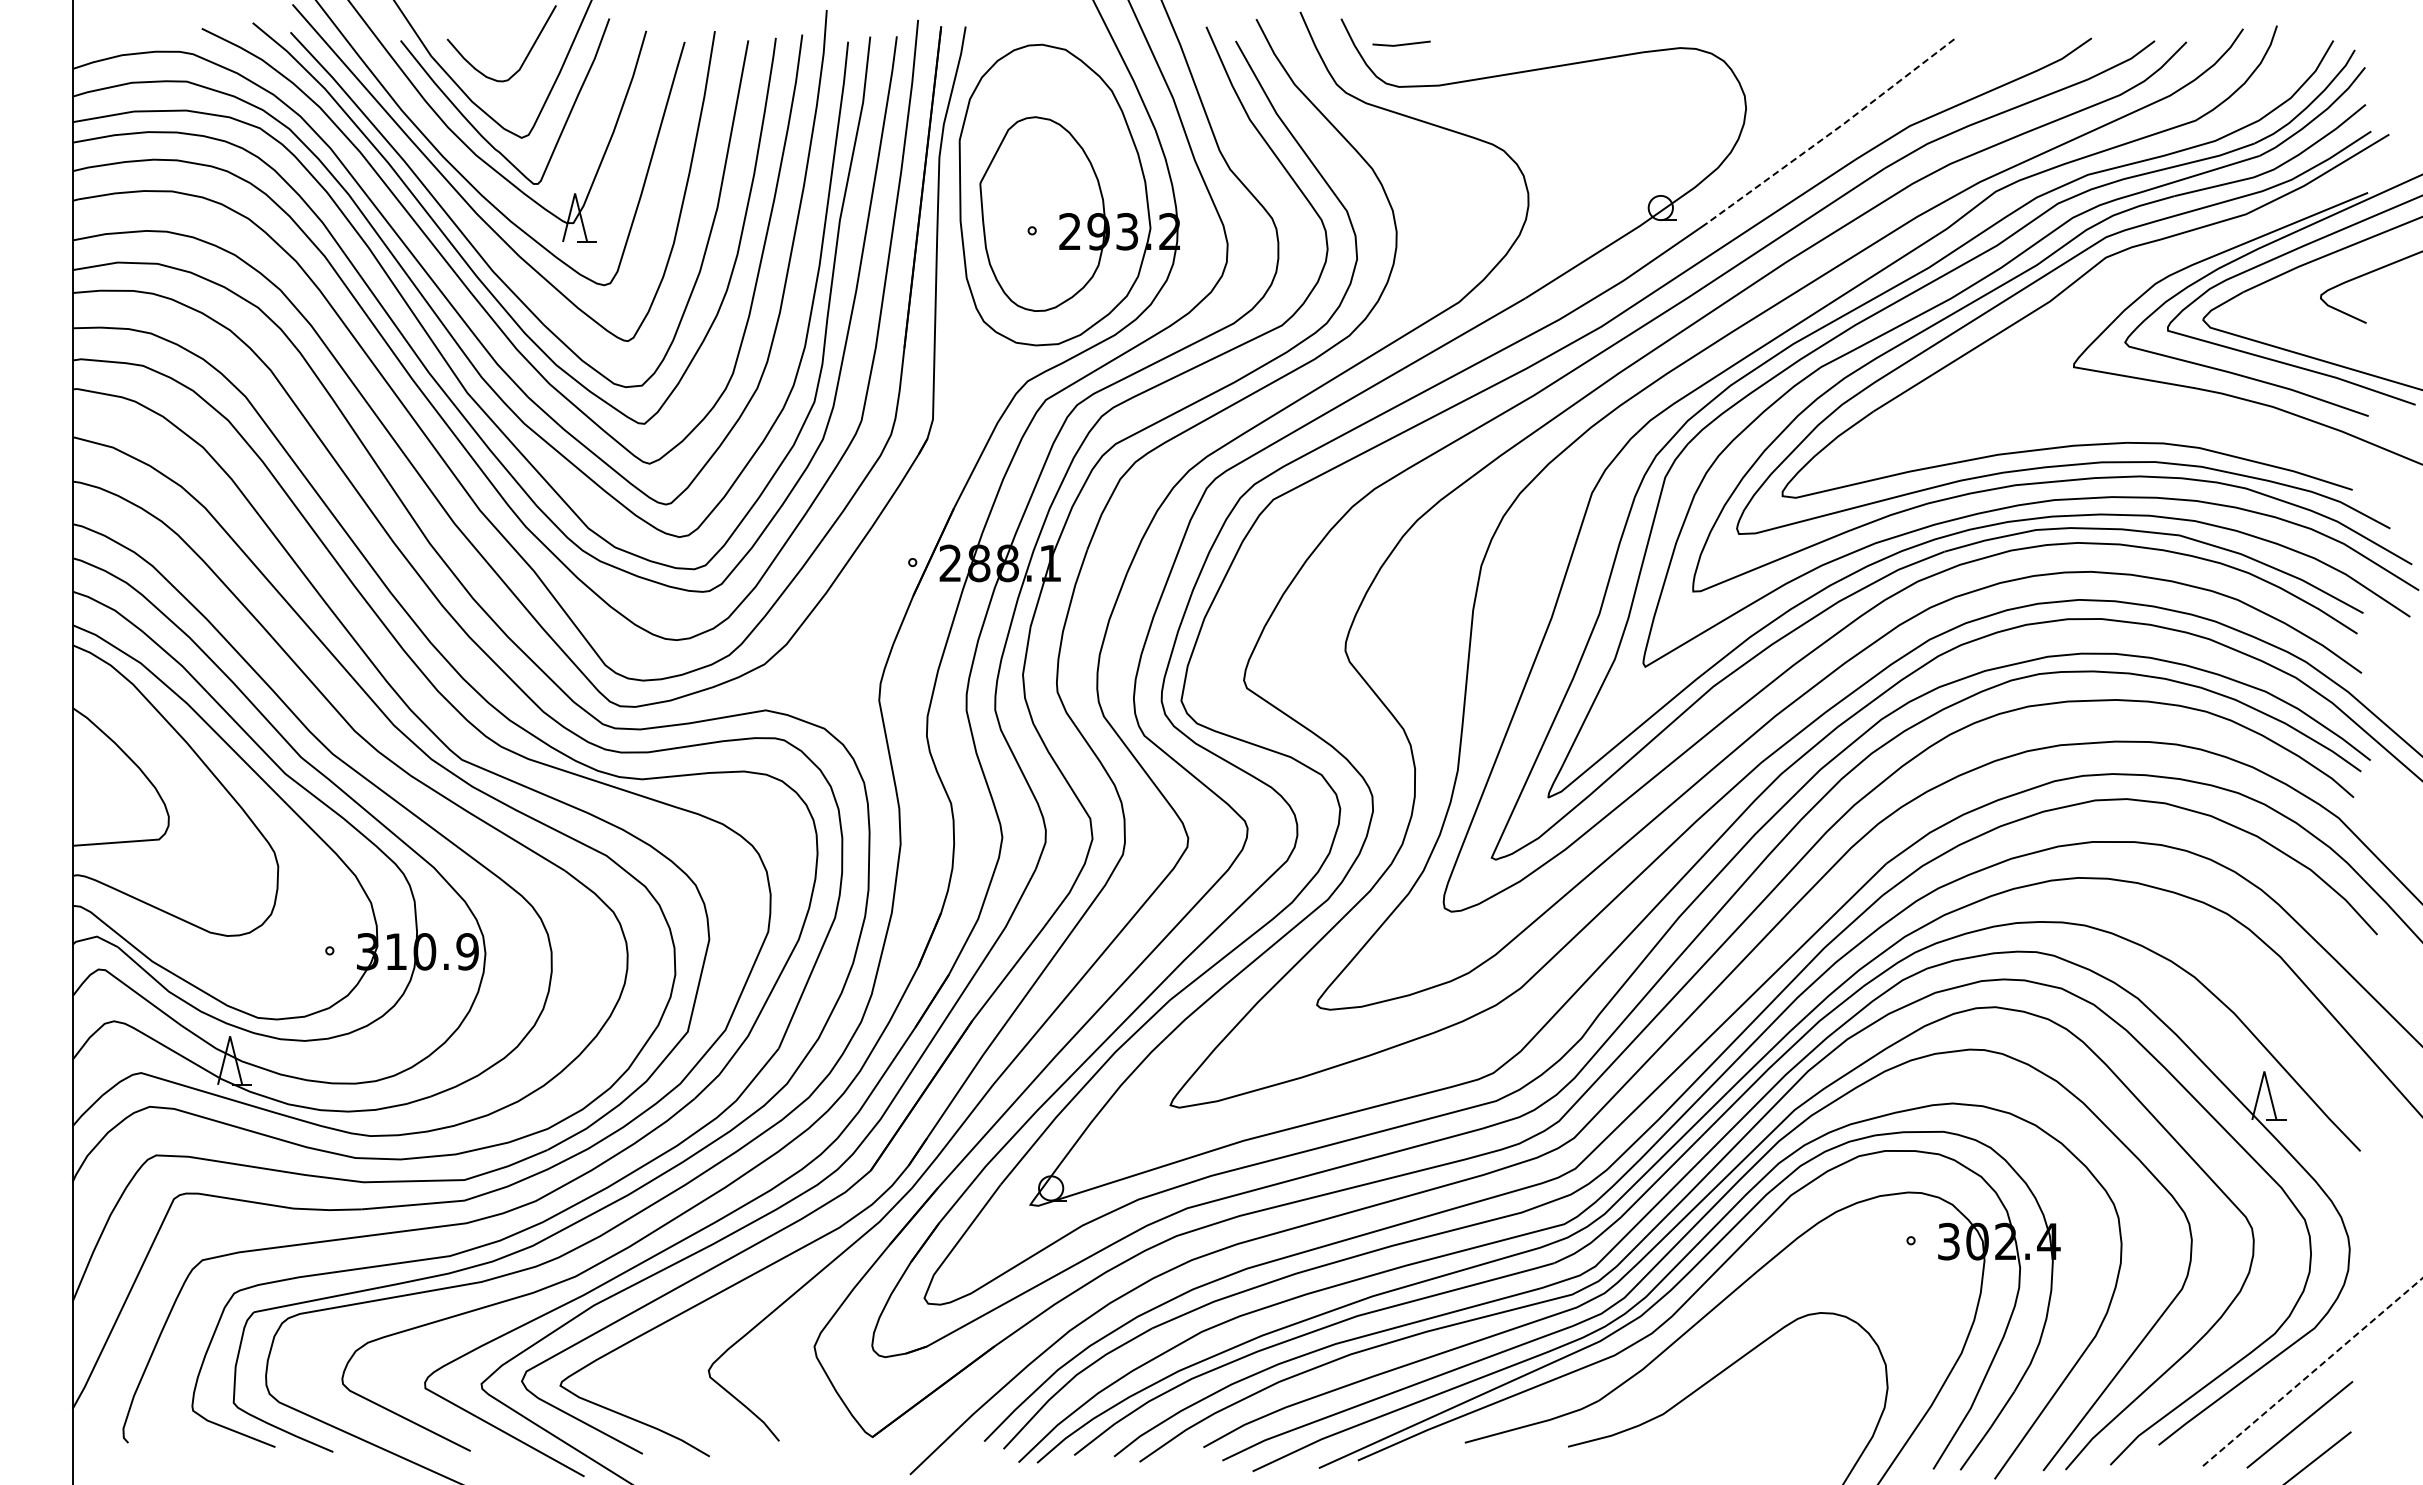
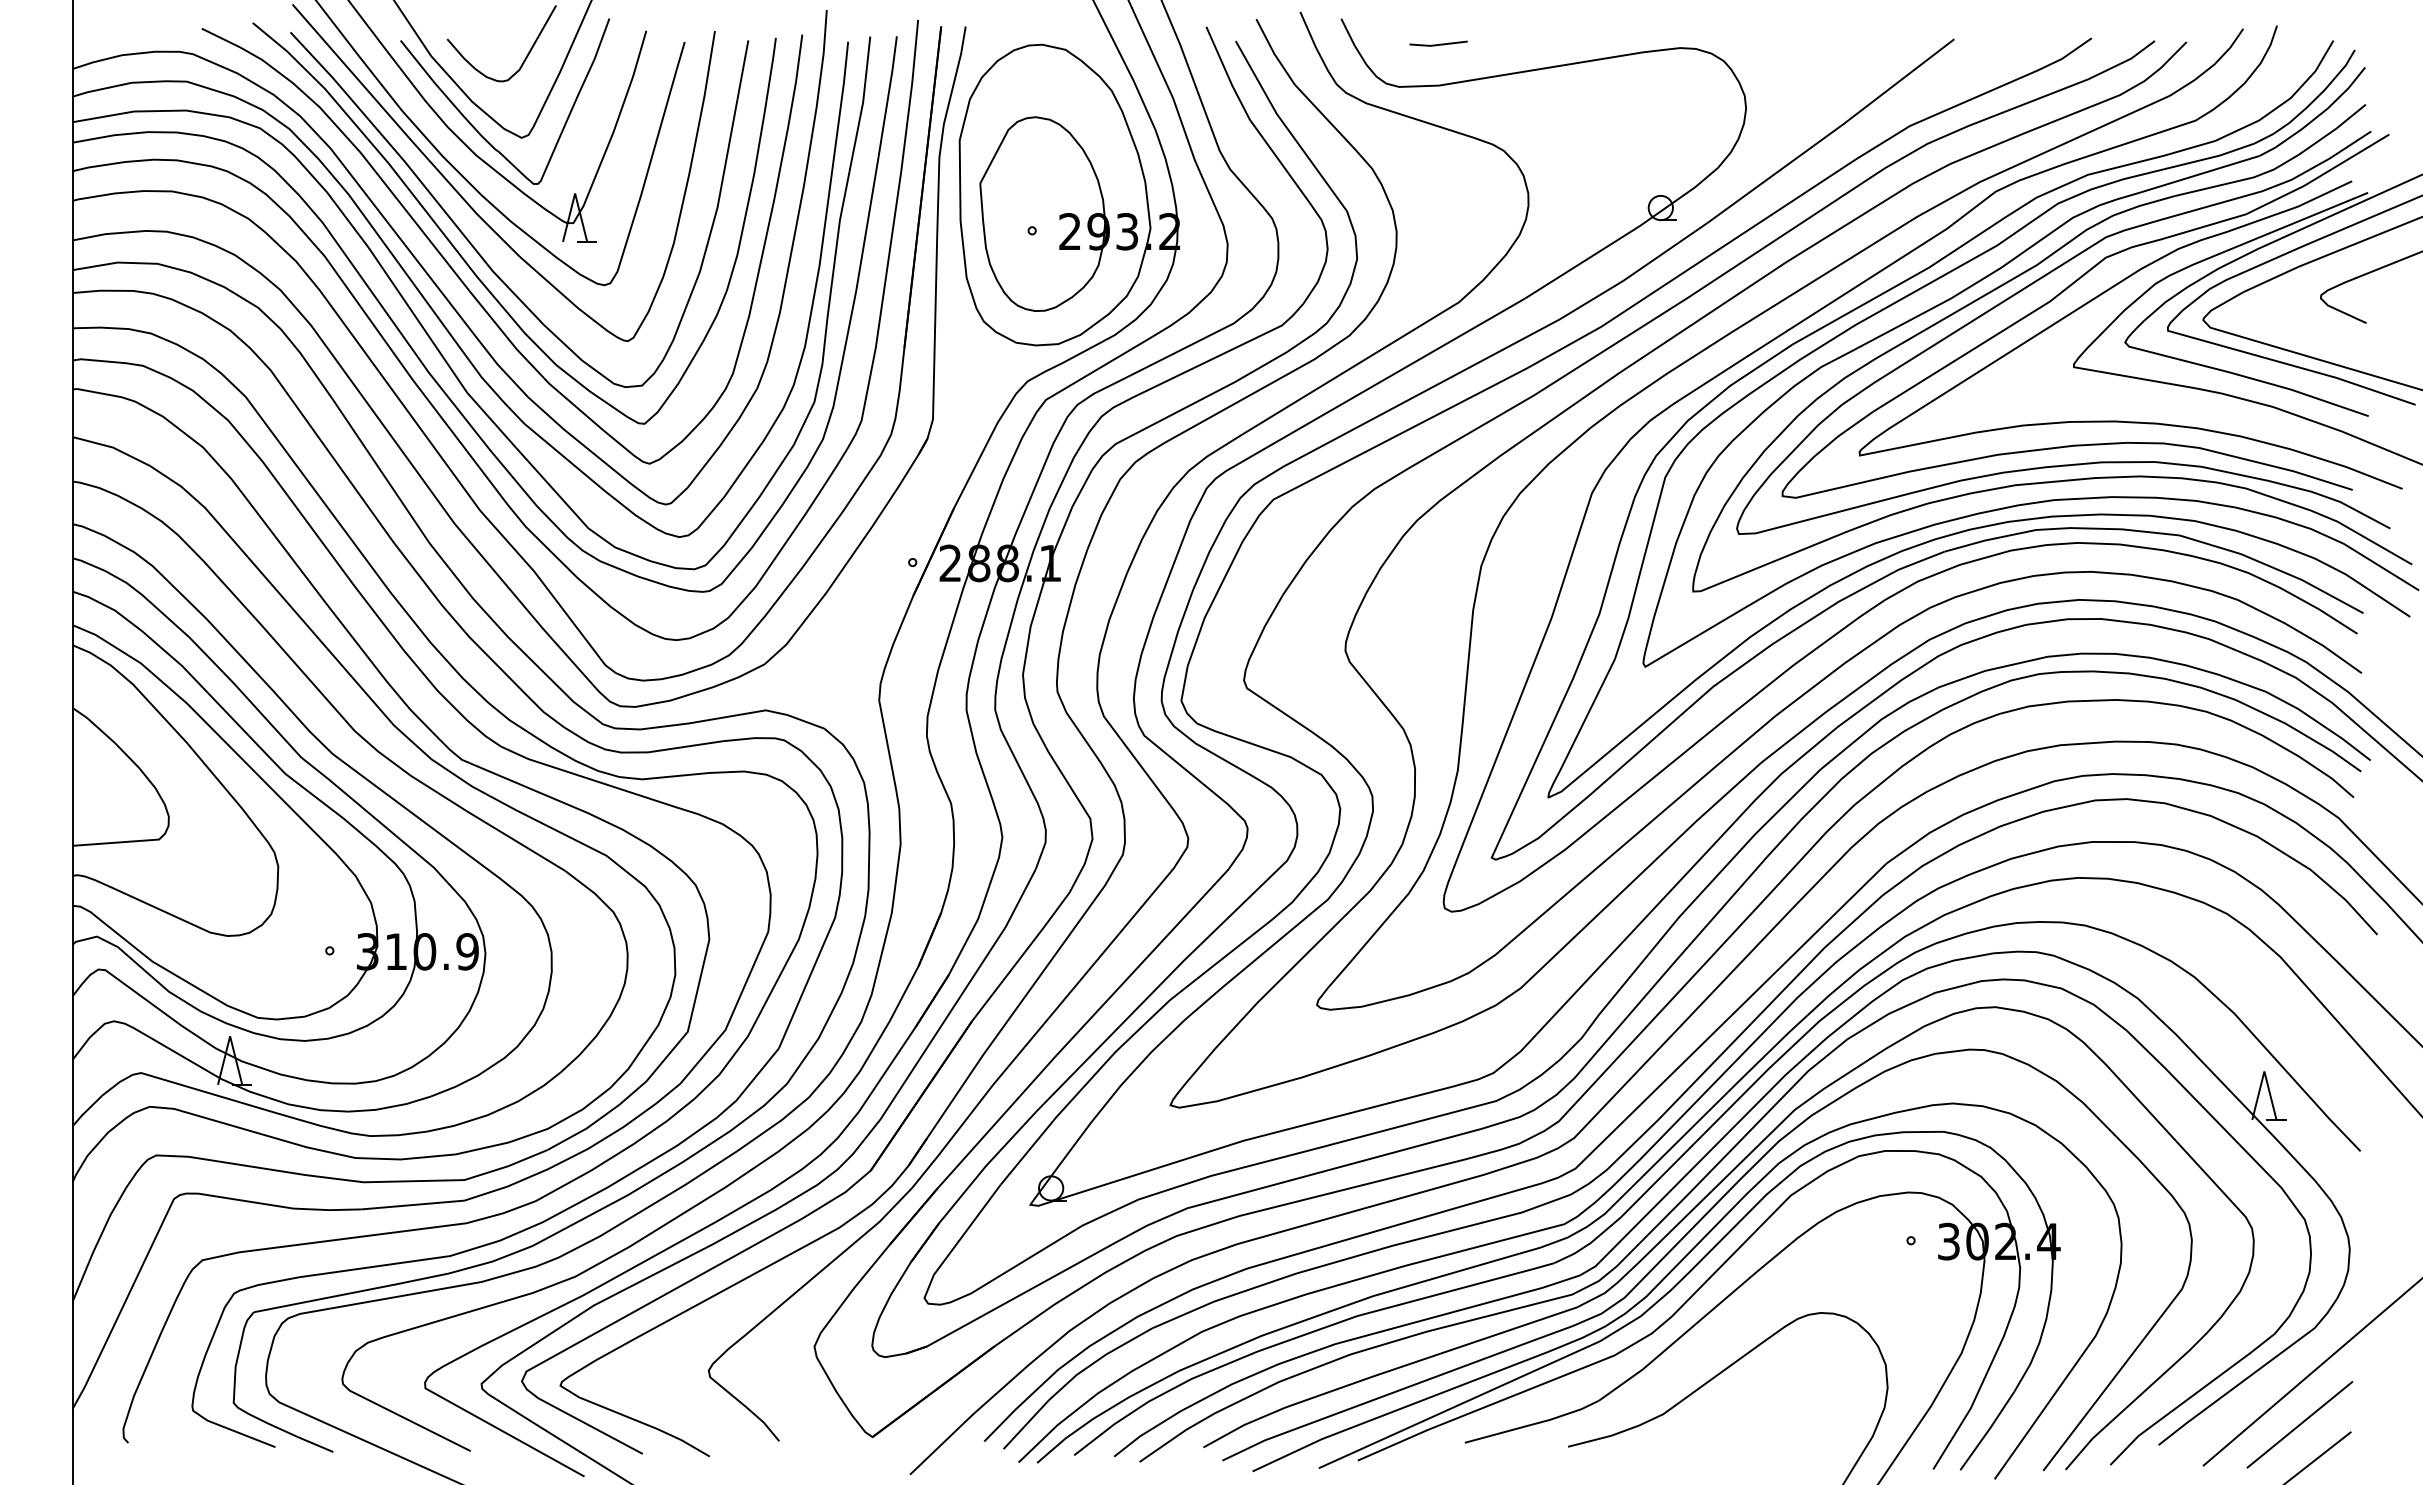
line position: (1402, 43) -> (1439, 43) (1439, 43)
line: dashed -> solid (1832, 132)
curve: none -> present (2106, 292)
line: dashed -> solid (2312, 1372)
